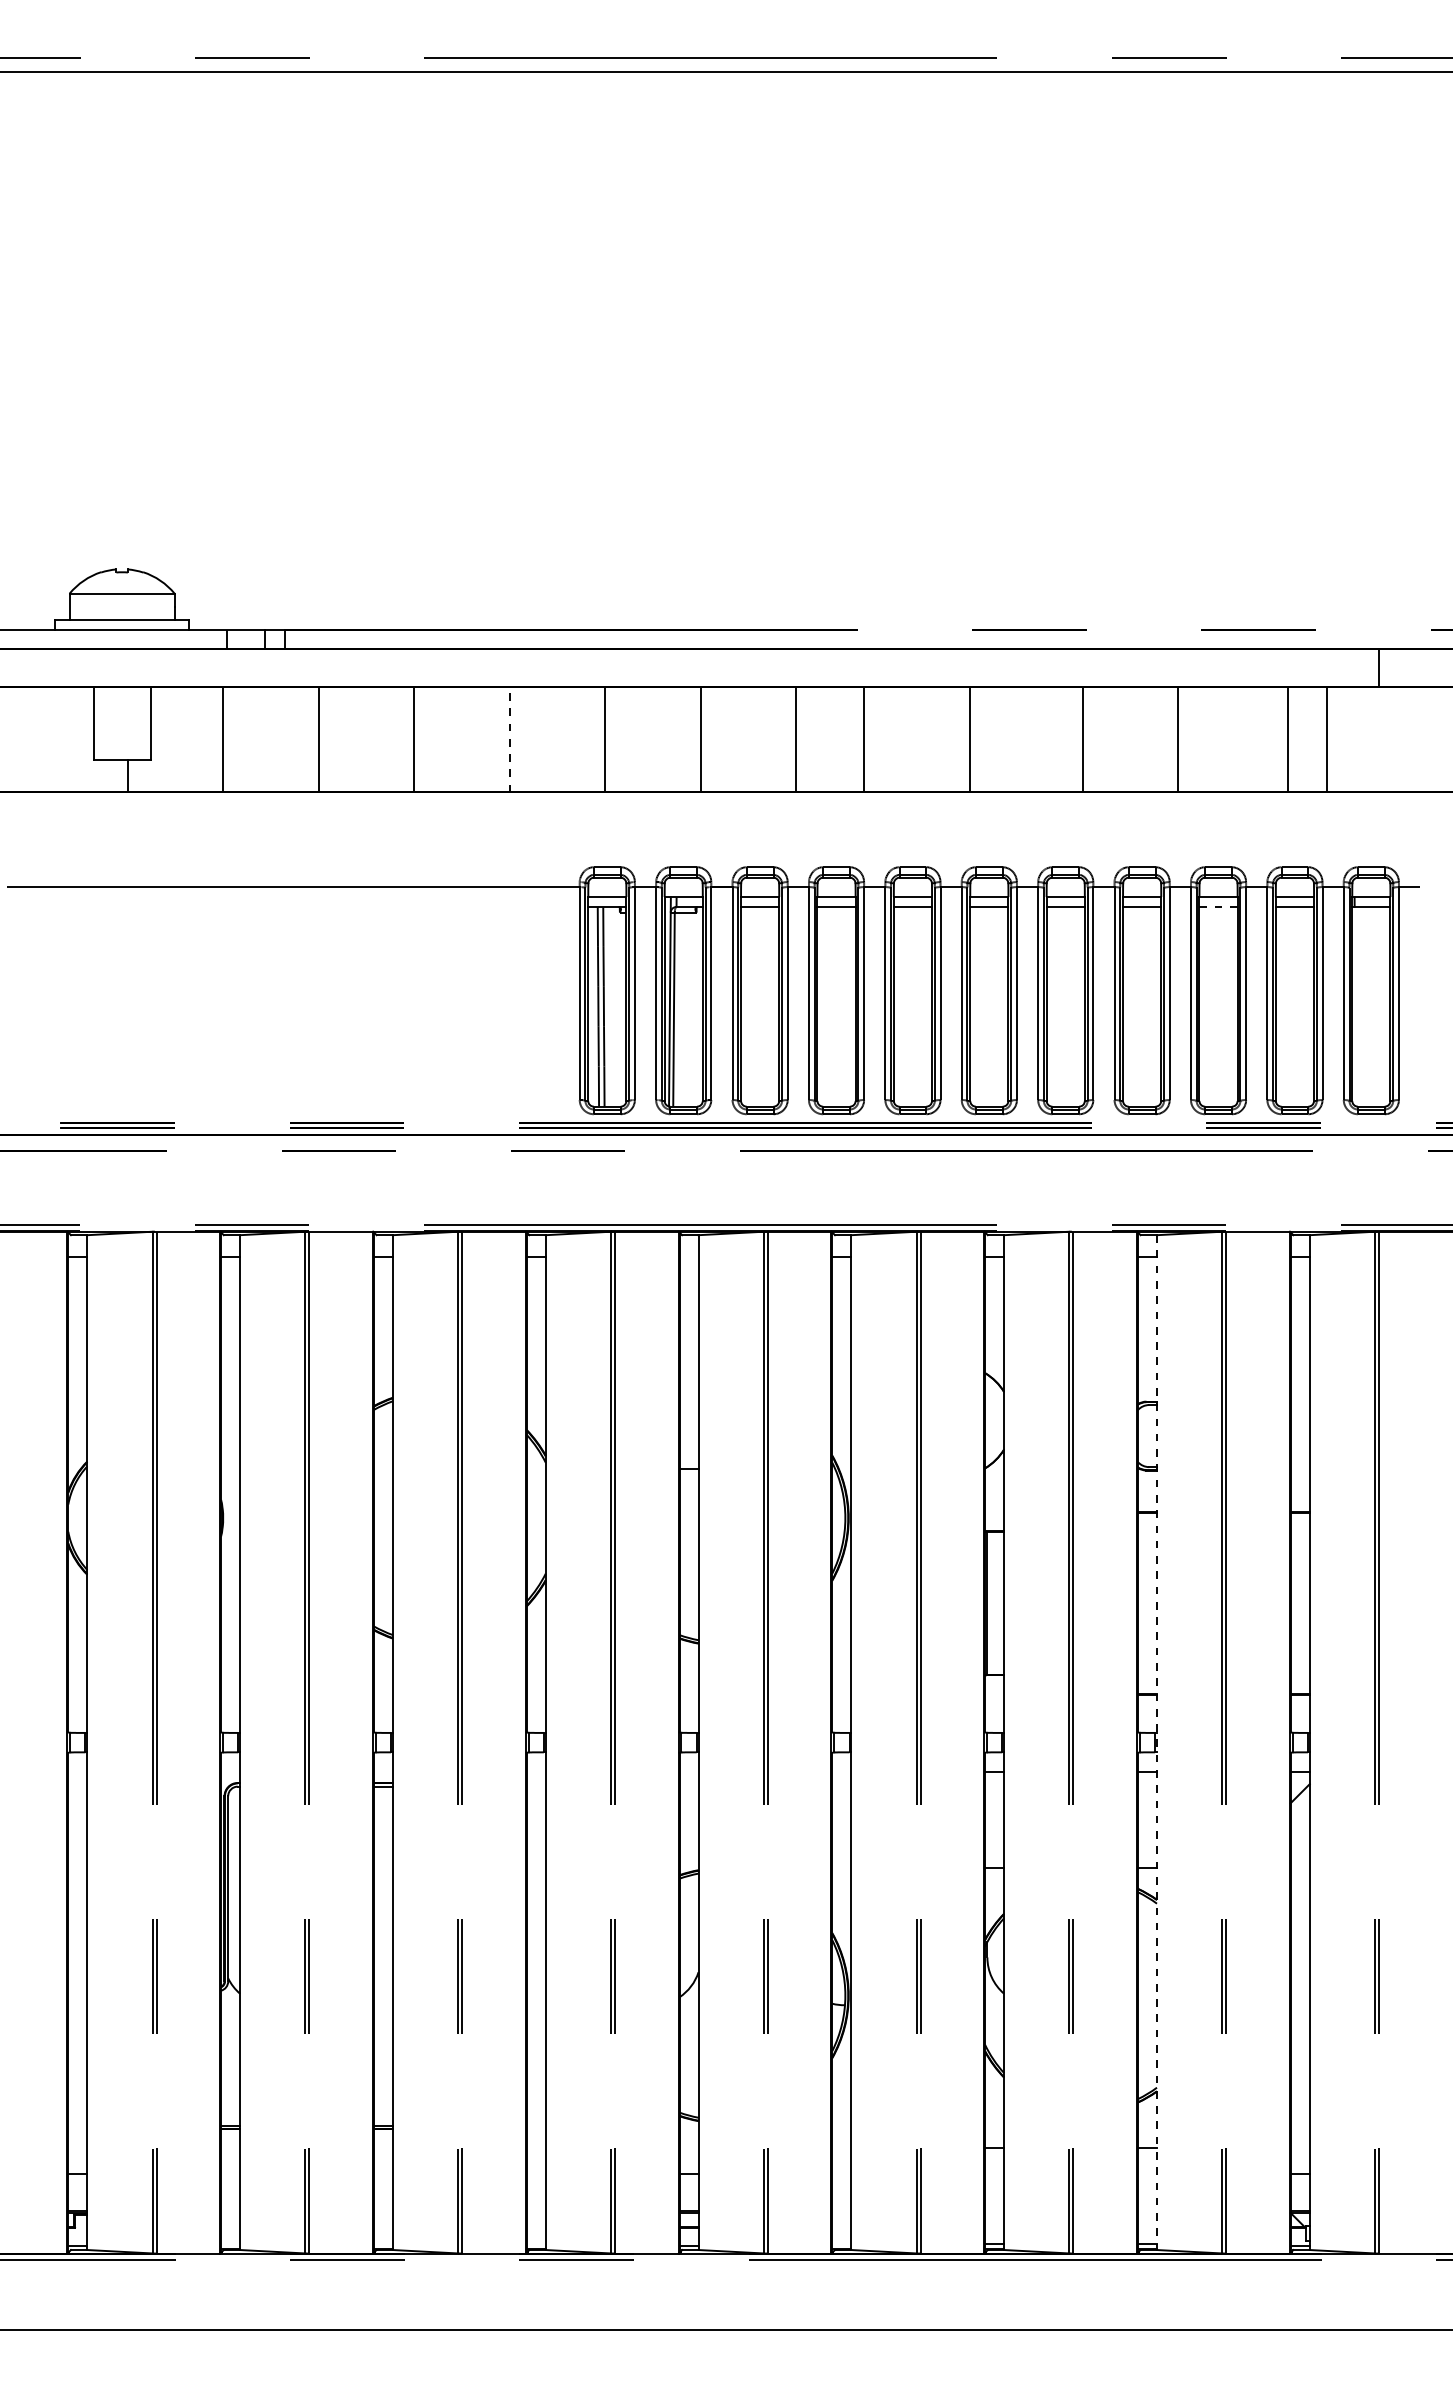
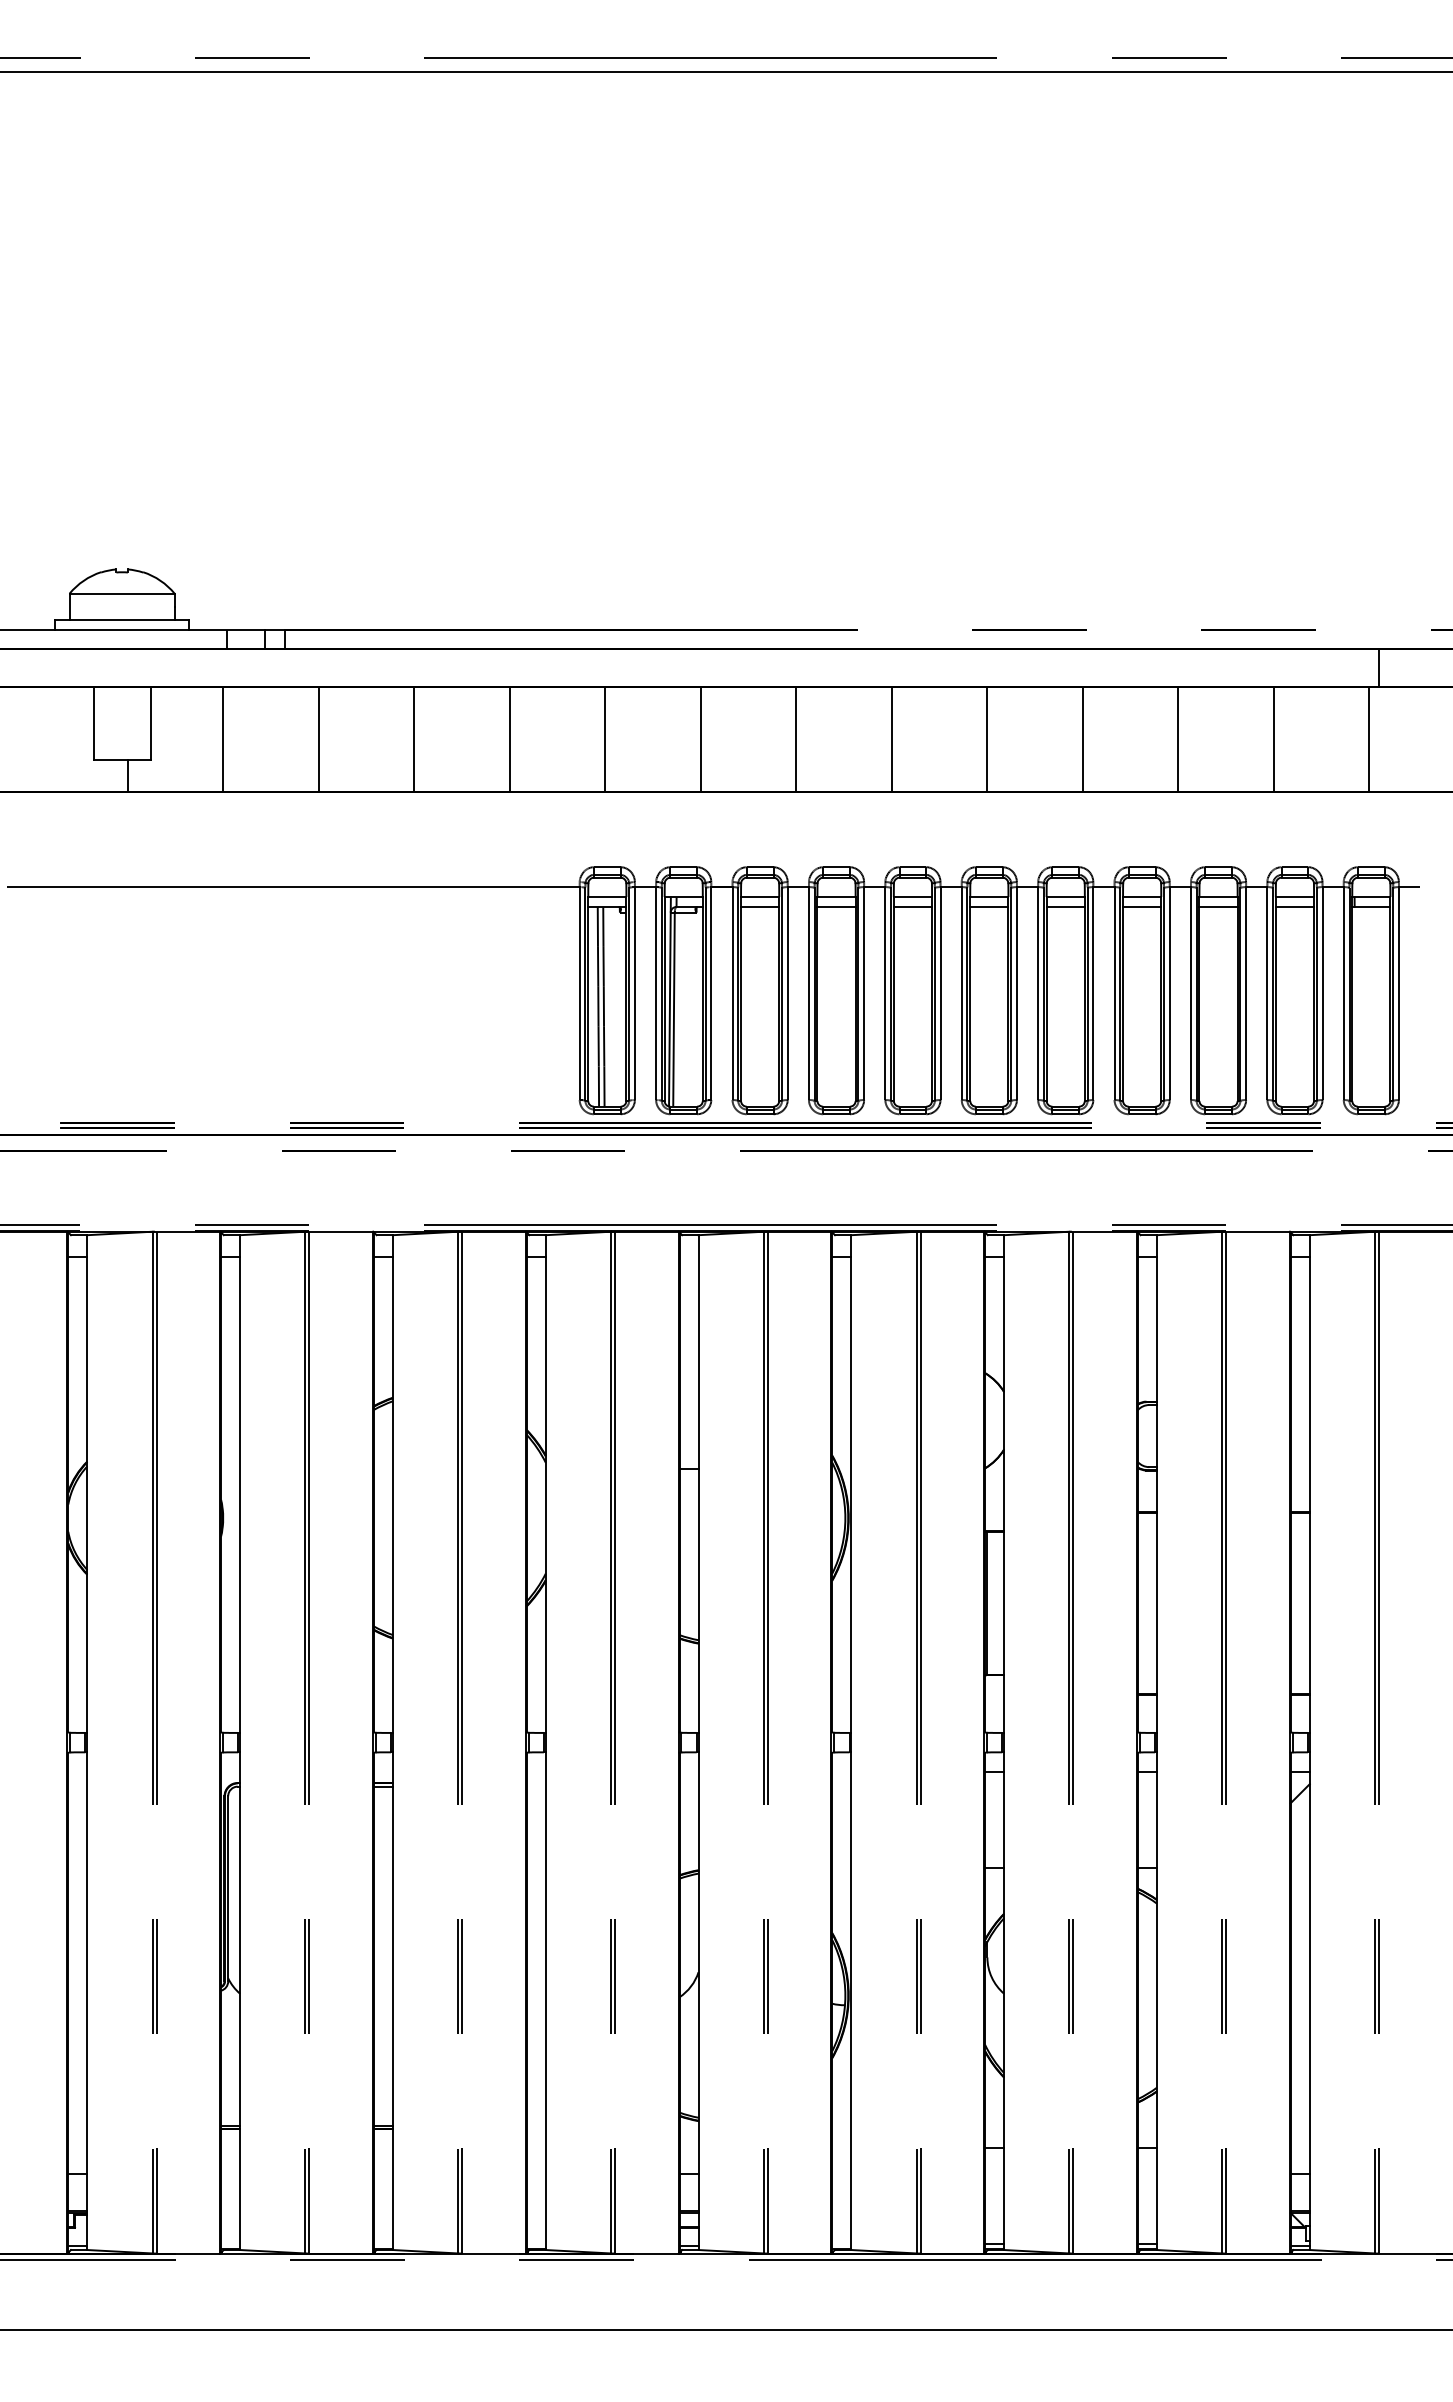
line: dashed -> solid (509, 739)
line position: (863, 739) -> (891, 739) (891, 739)
line position: (970, 739) -> (987, 739) (987, 739)
line position: (1287, 739) -> (1273, 739) (1273, 739)
line position: (1327, 739) -> (1369, 739) (1369, 739)
line: dashed -> solid (1219, 906)
line: dashed -> solid (1157, 1743)
